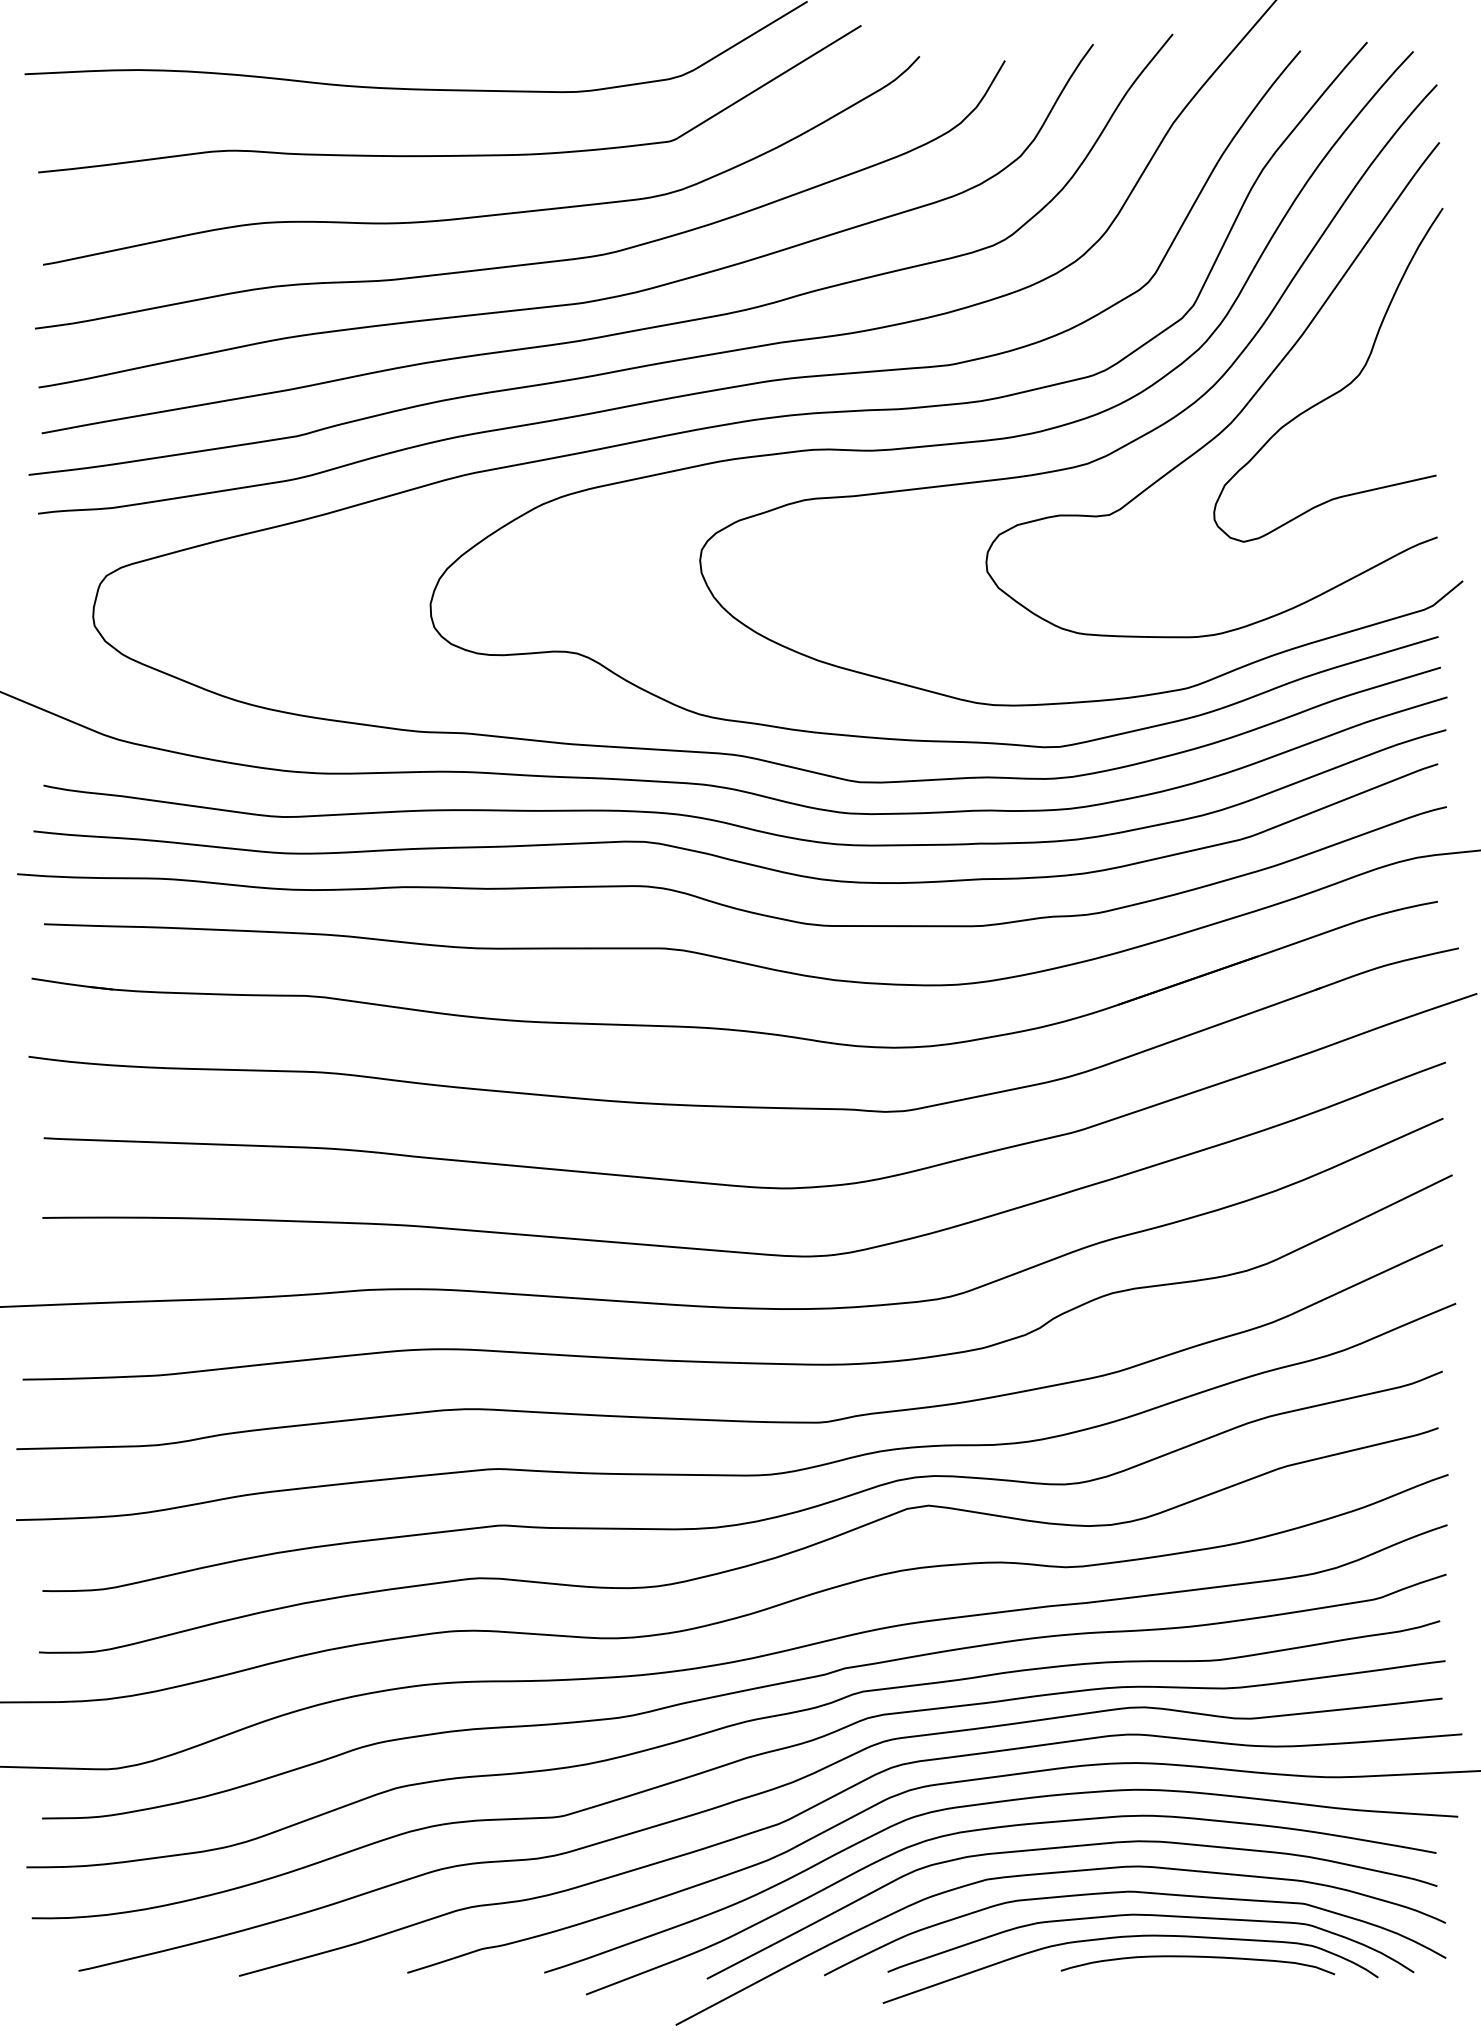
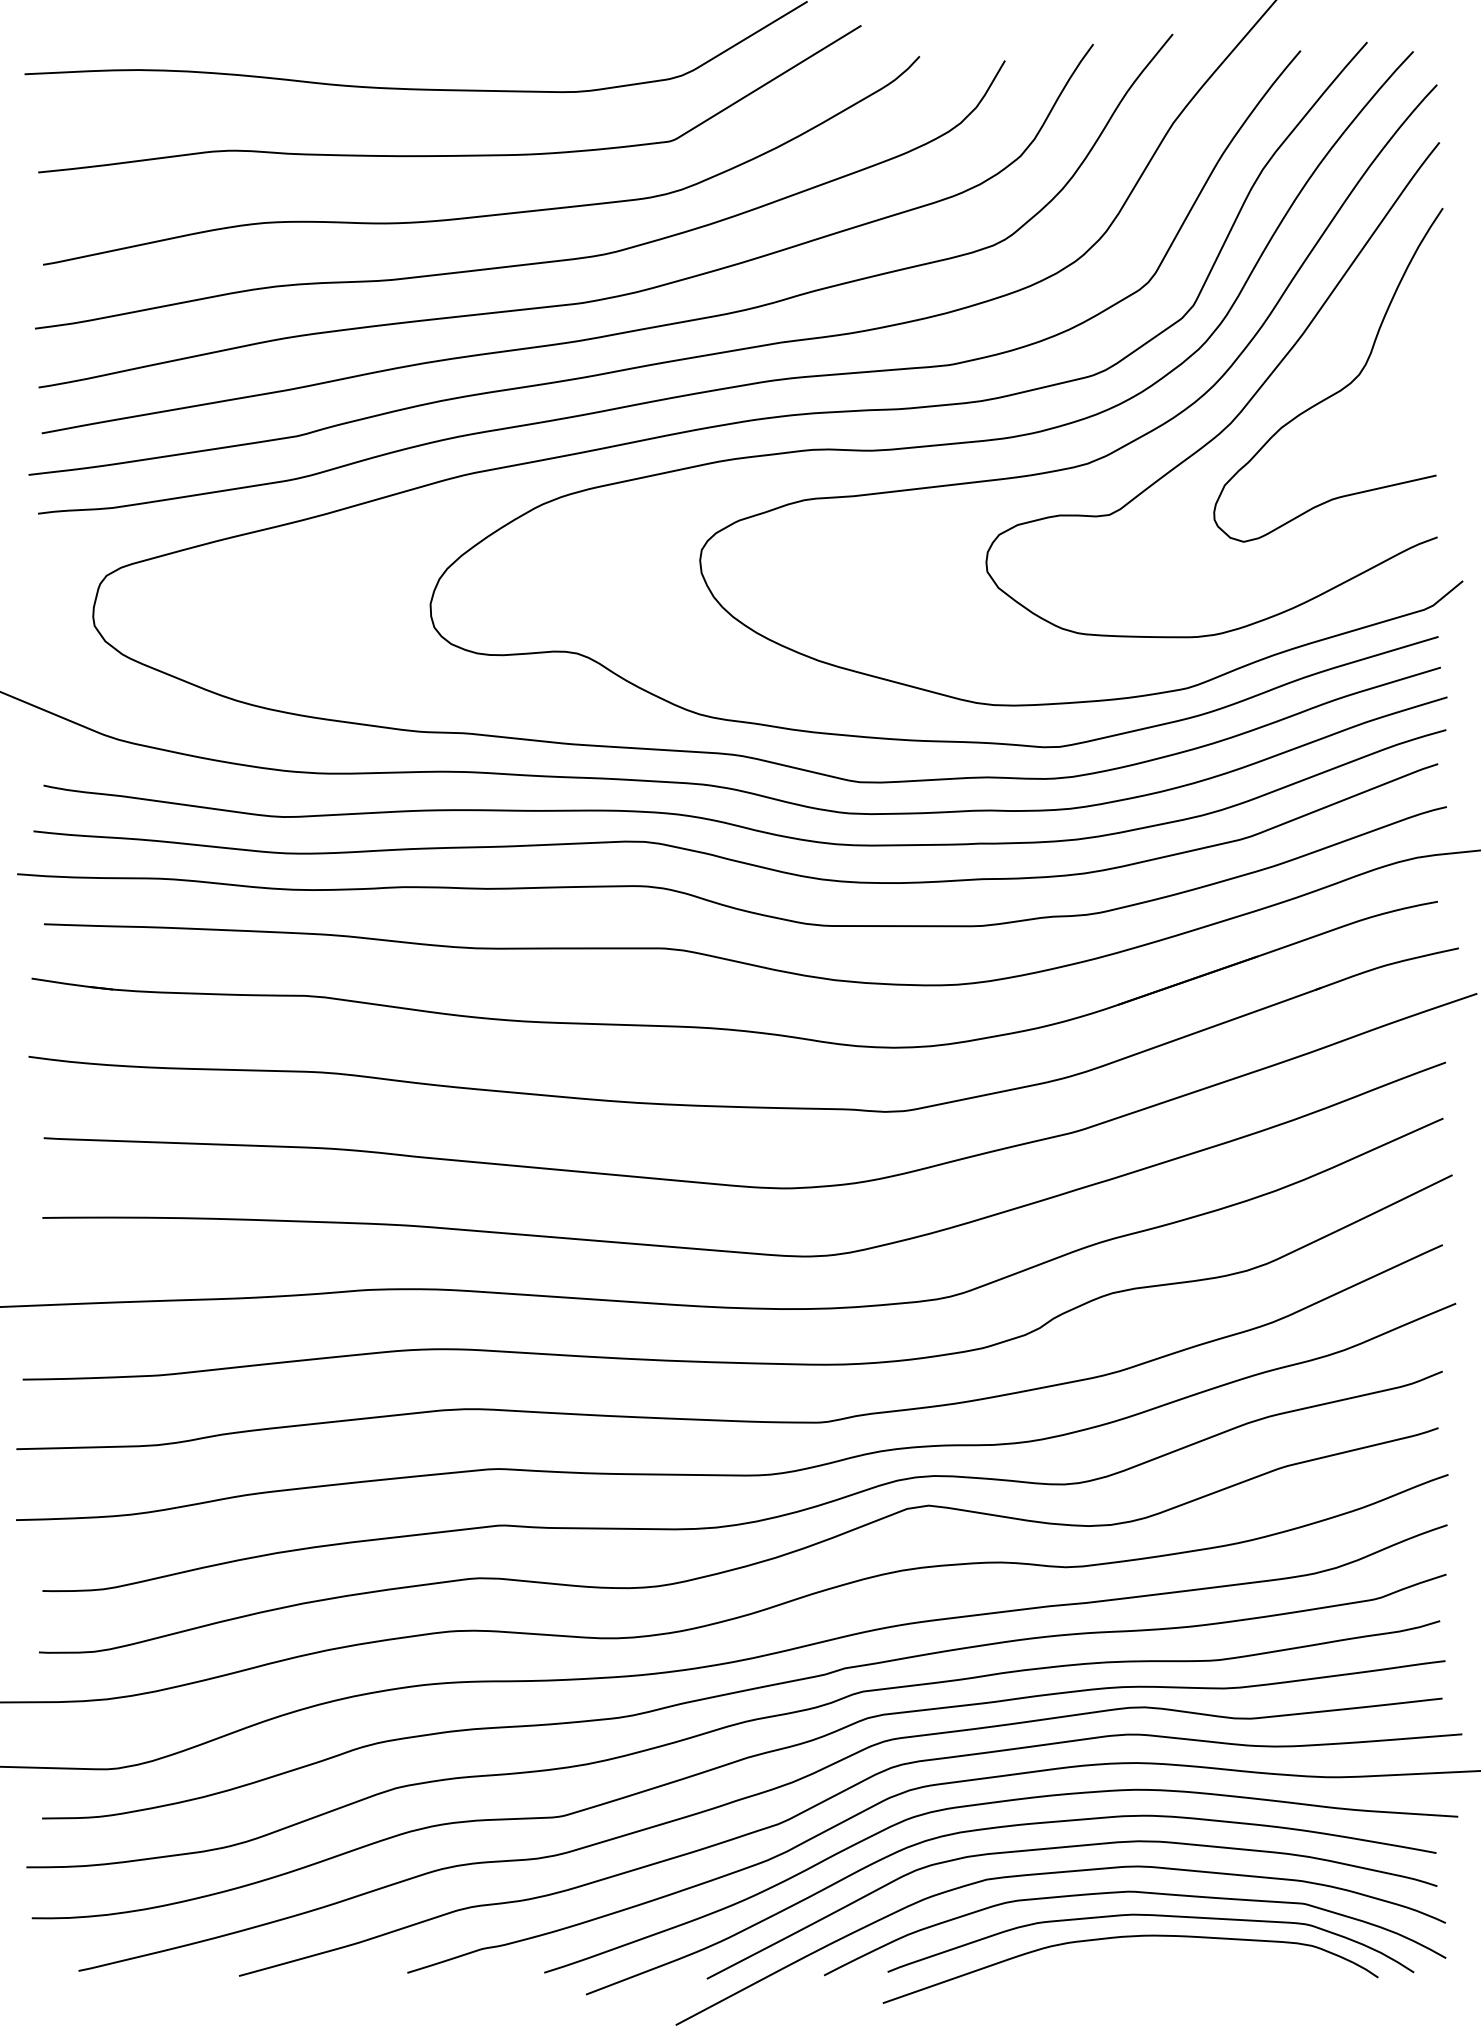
curve: present -> none (1197, 1957)
